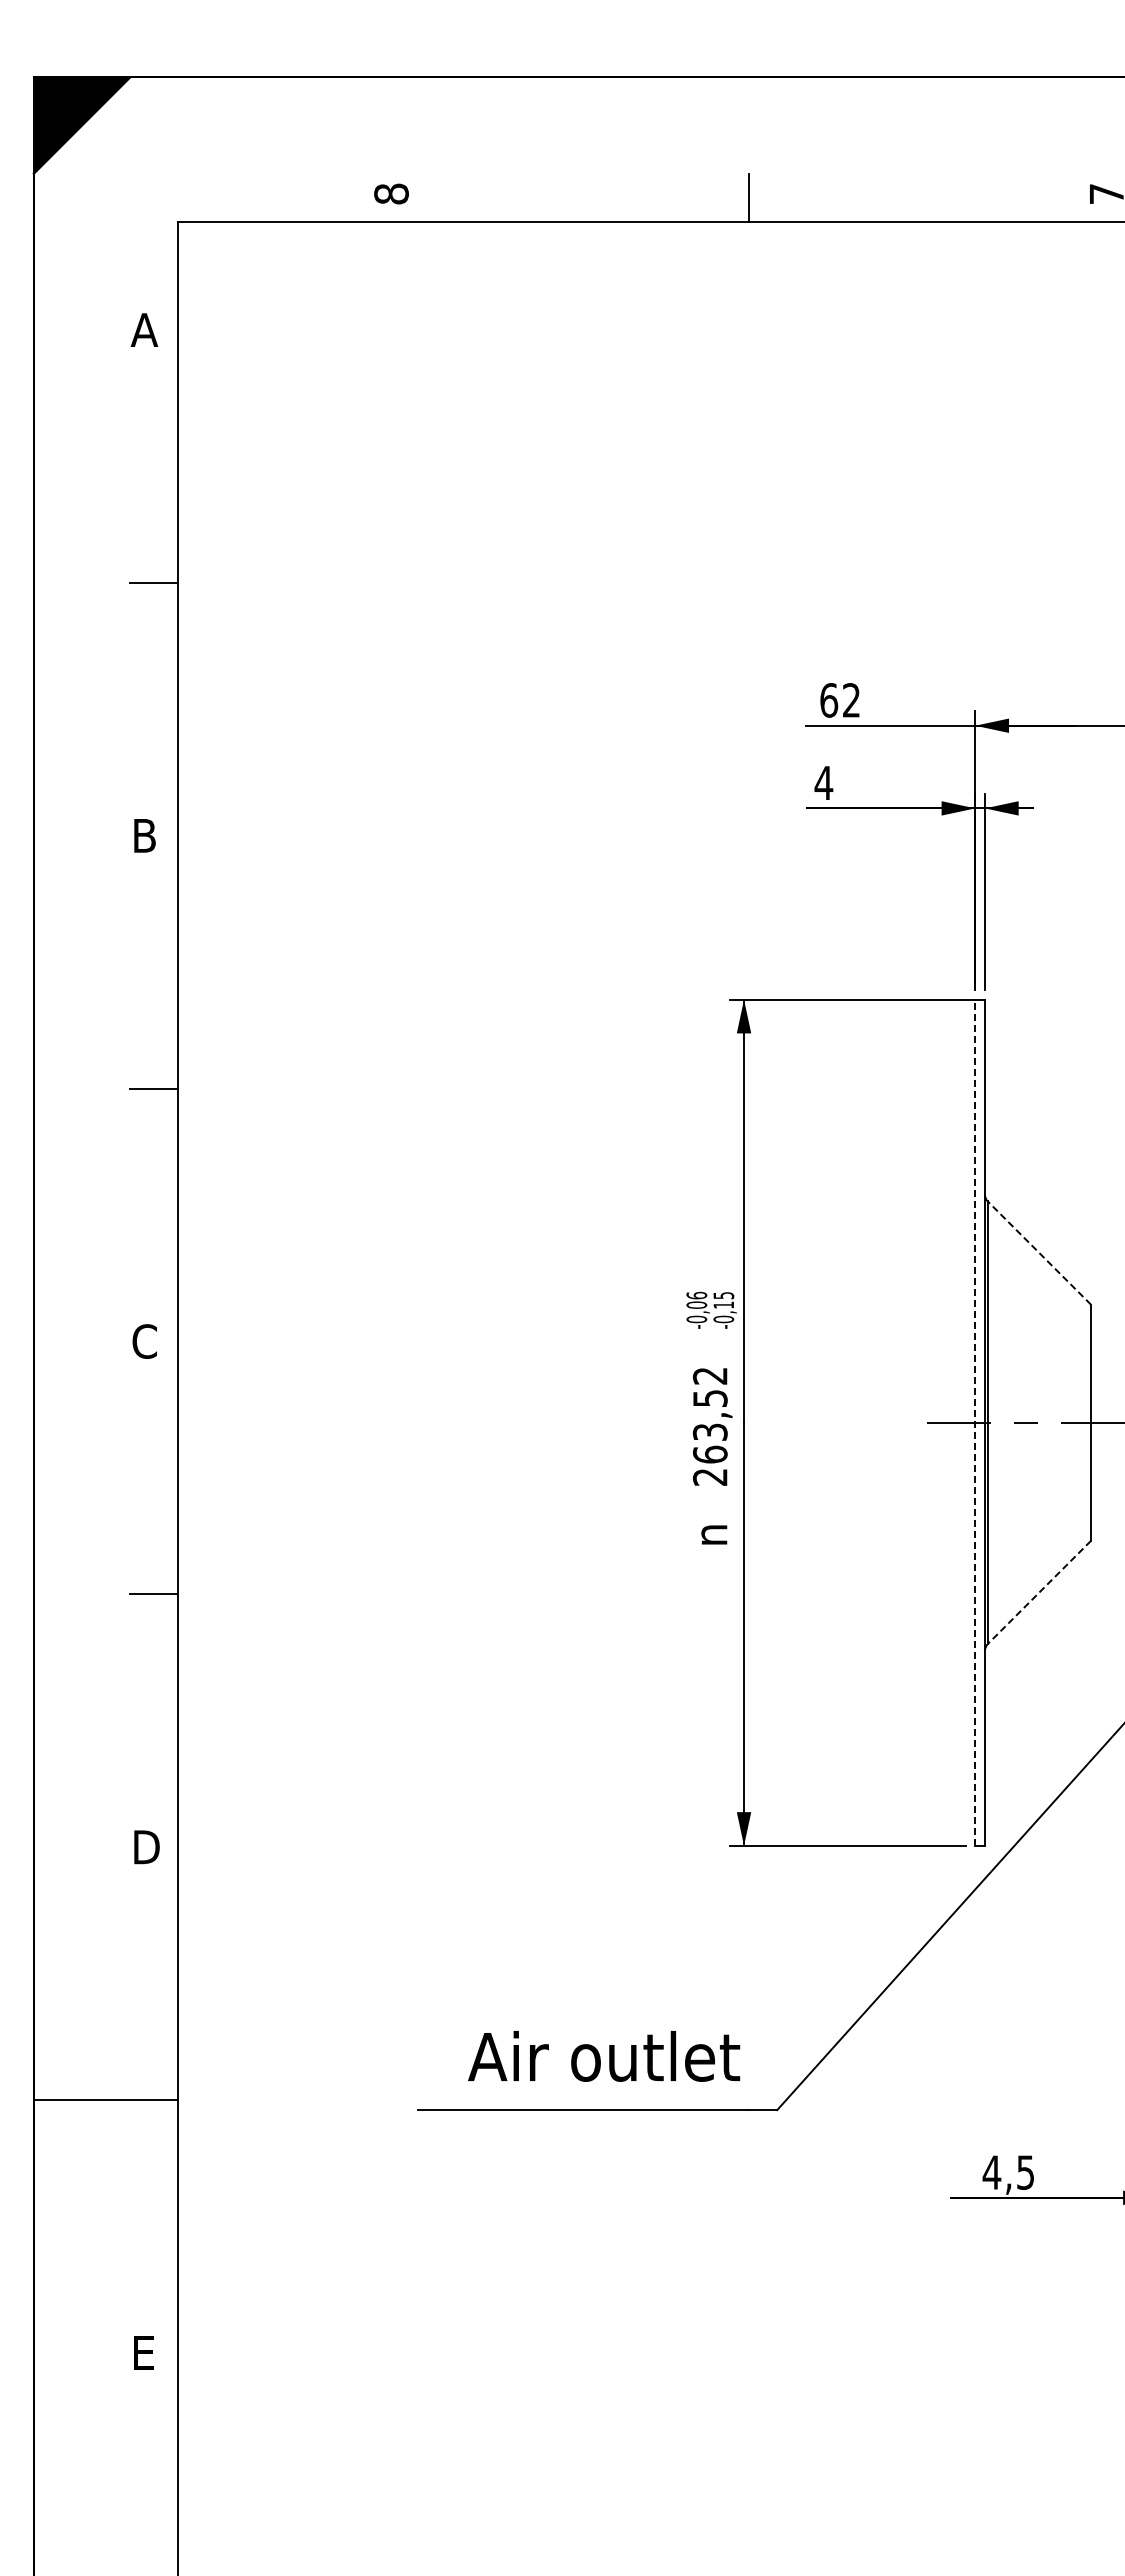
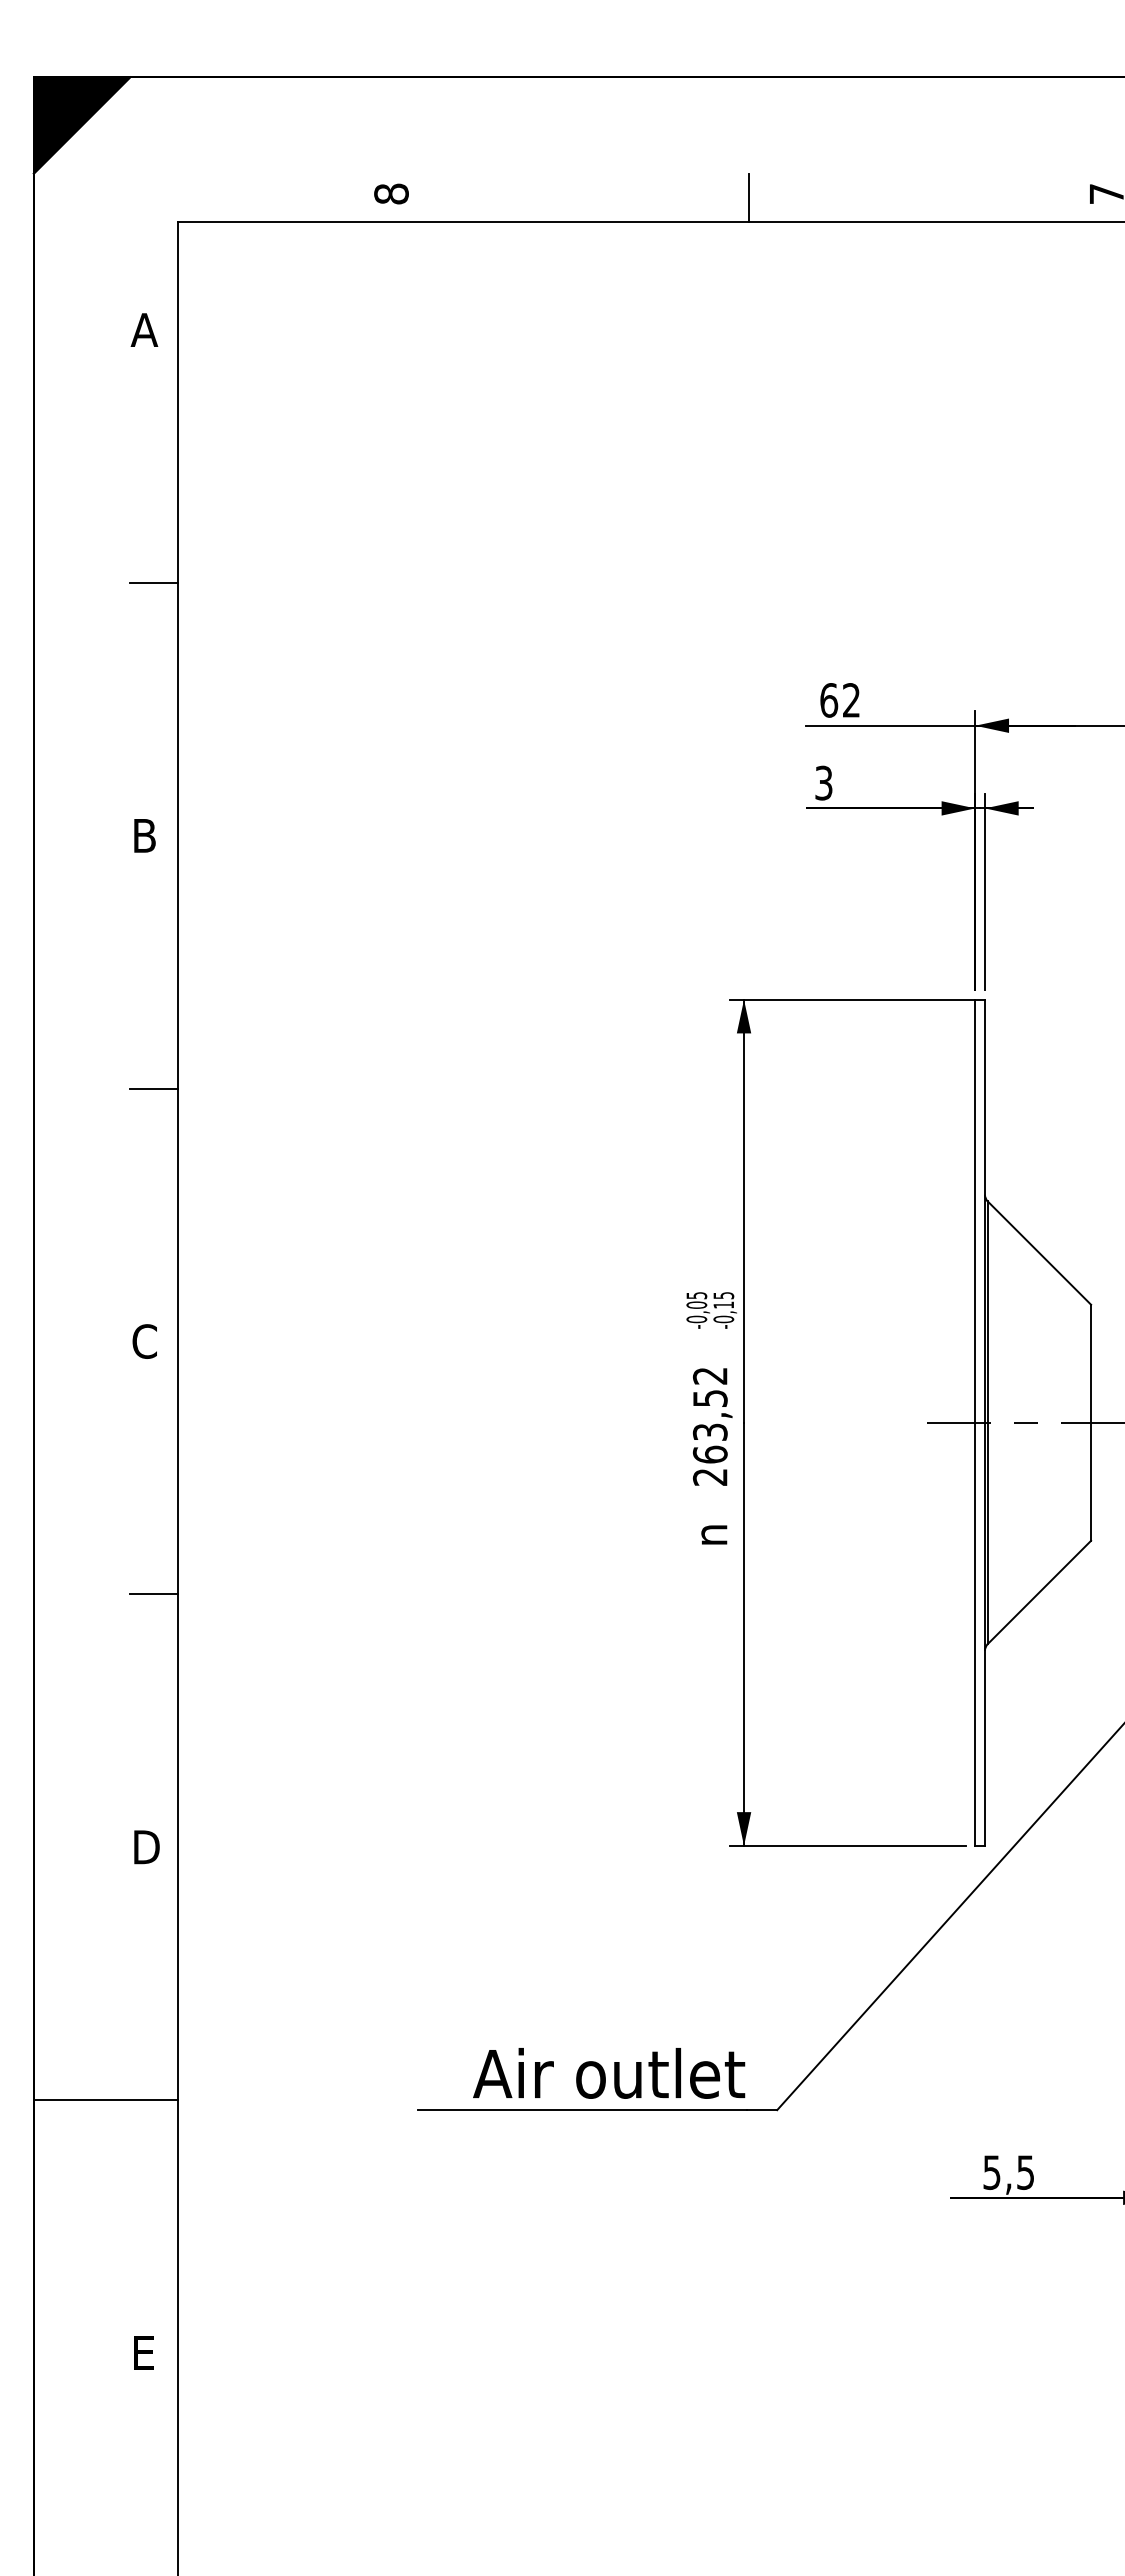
text: 4 -> 3 (823, 782)
line: dashed -> solid (1039, 1252)
text: -0,06 -> -0,05 (696, 1295)
line: dashed -> solid (975, 1422)
line: dashed -> solid (1039, 1592)
text position: (604, 2056) -> (609, 2073) (609, 2073)
text: 4,5 -> 5,5 (991, 2172)
